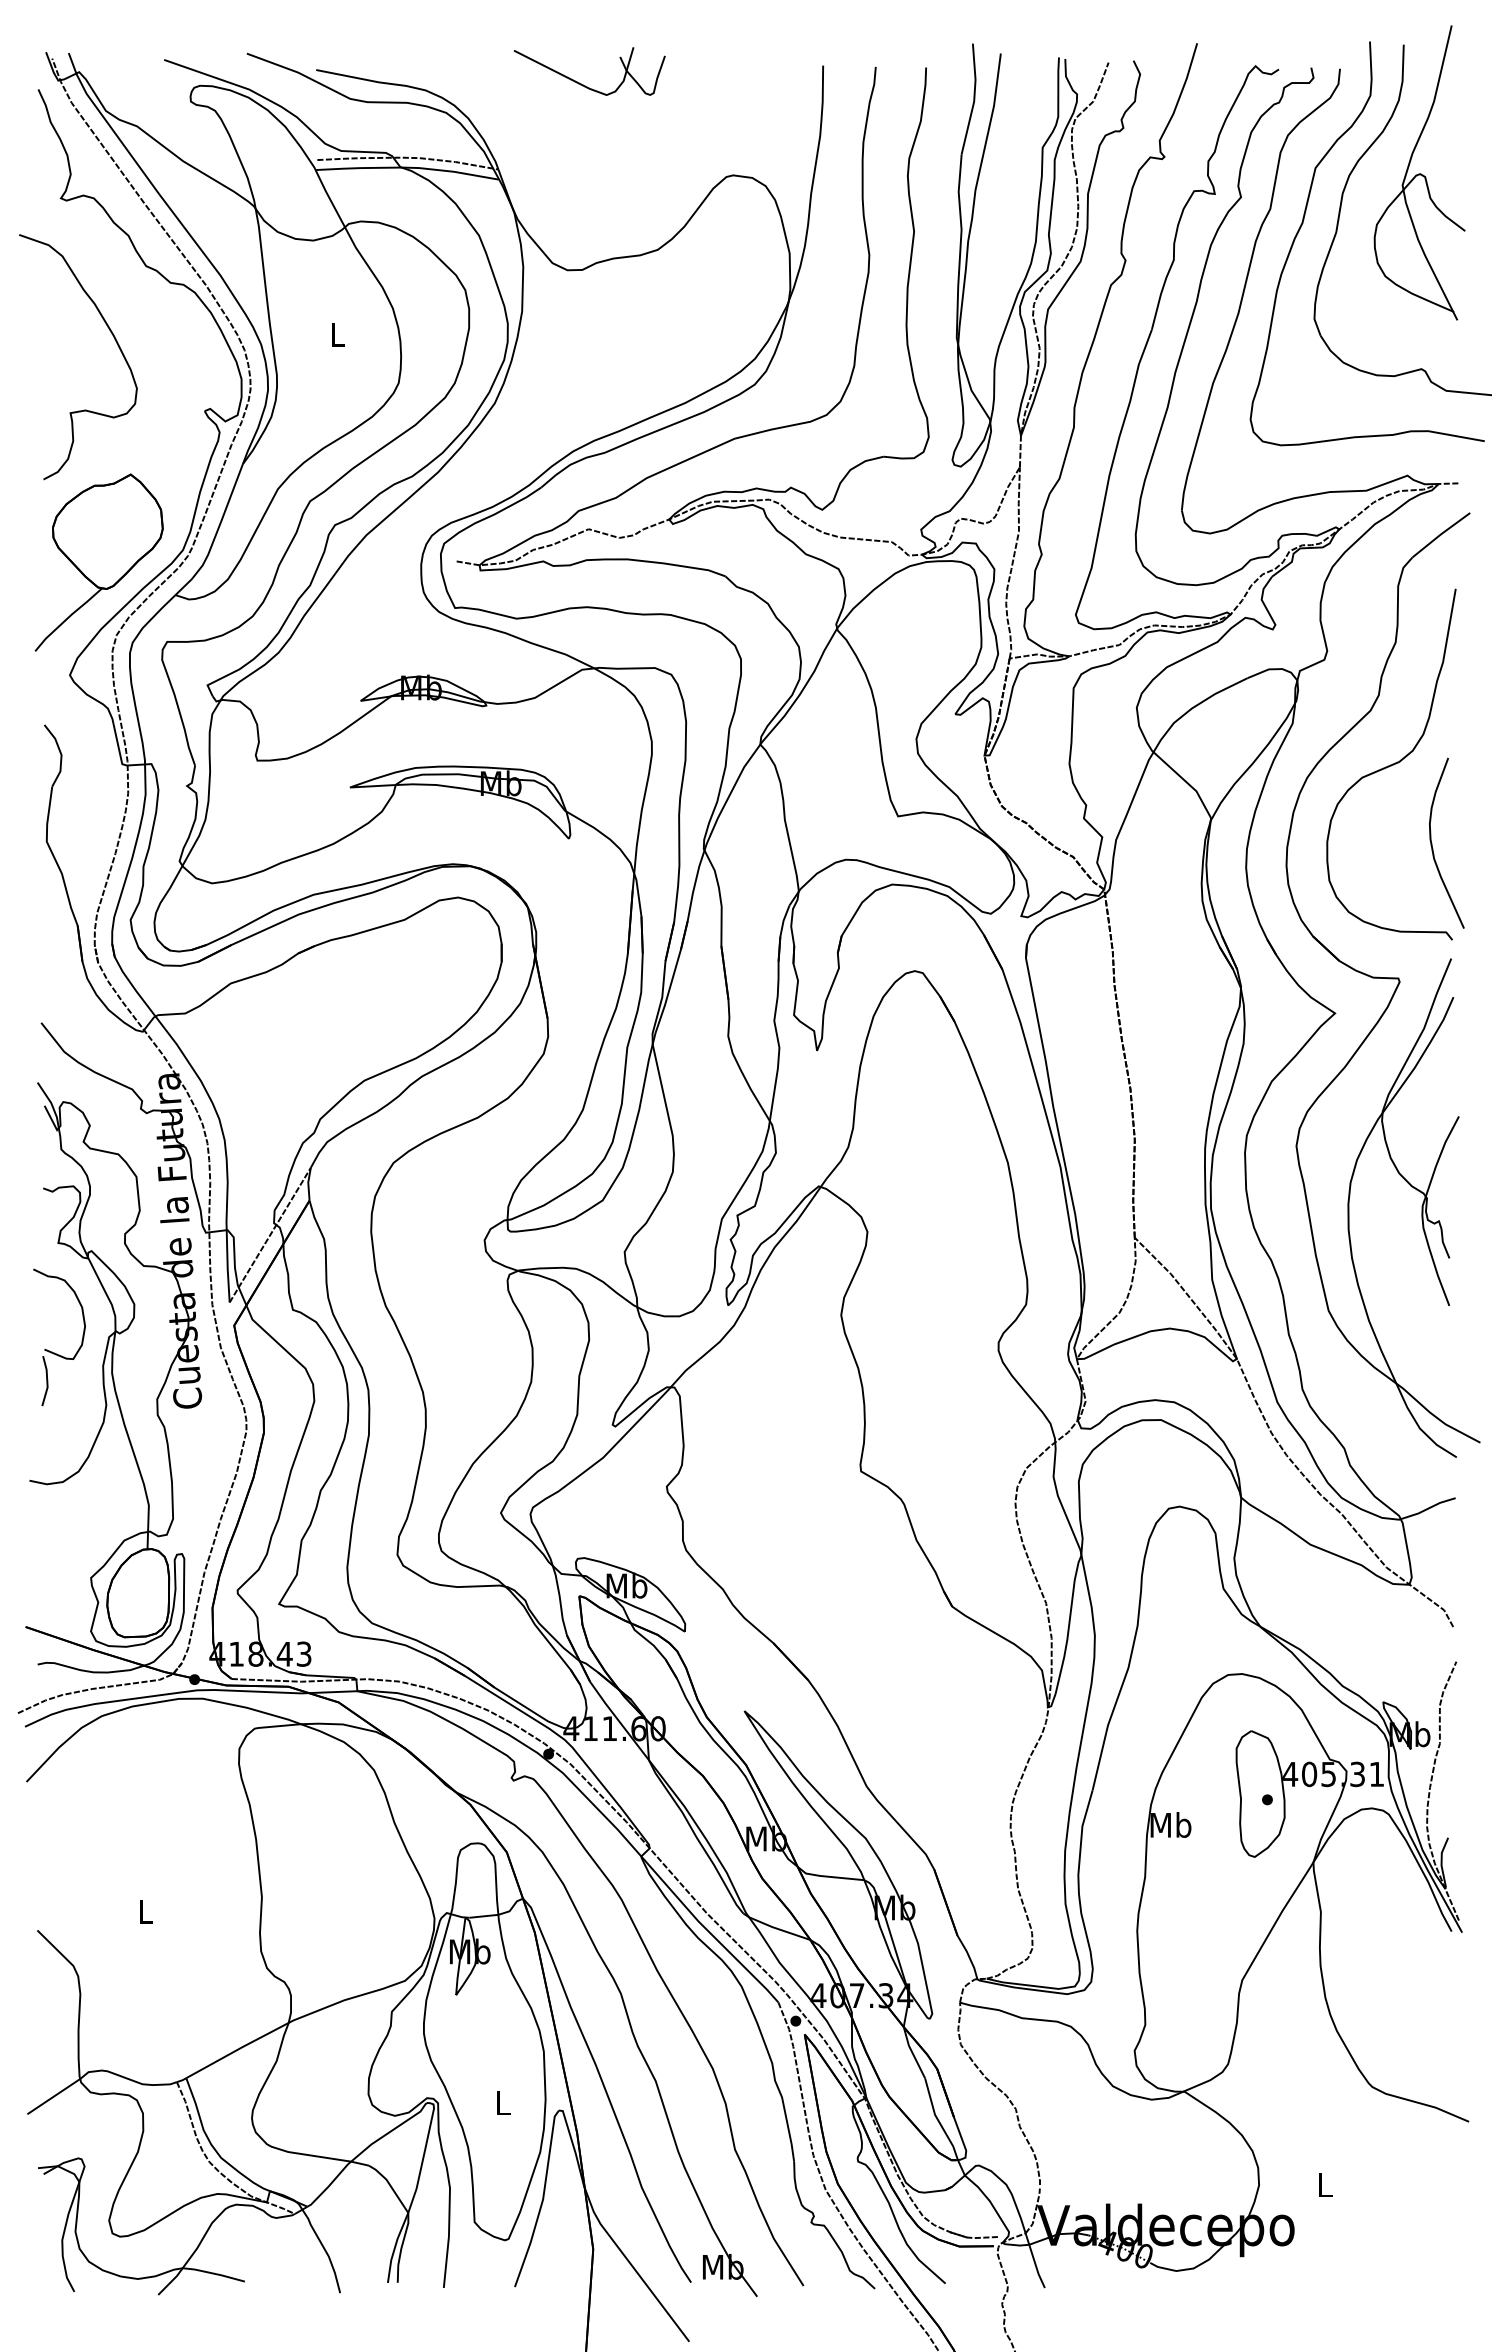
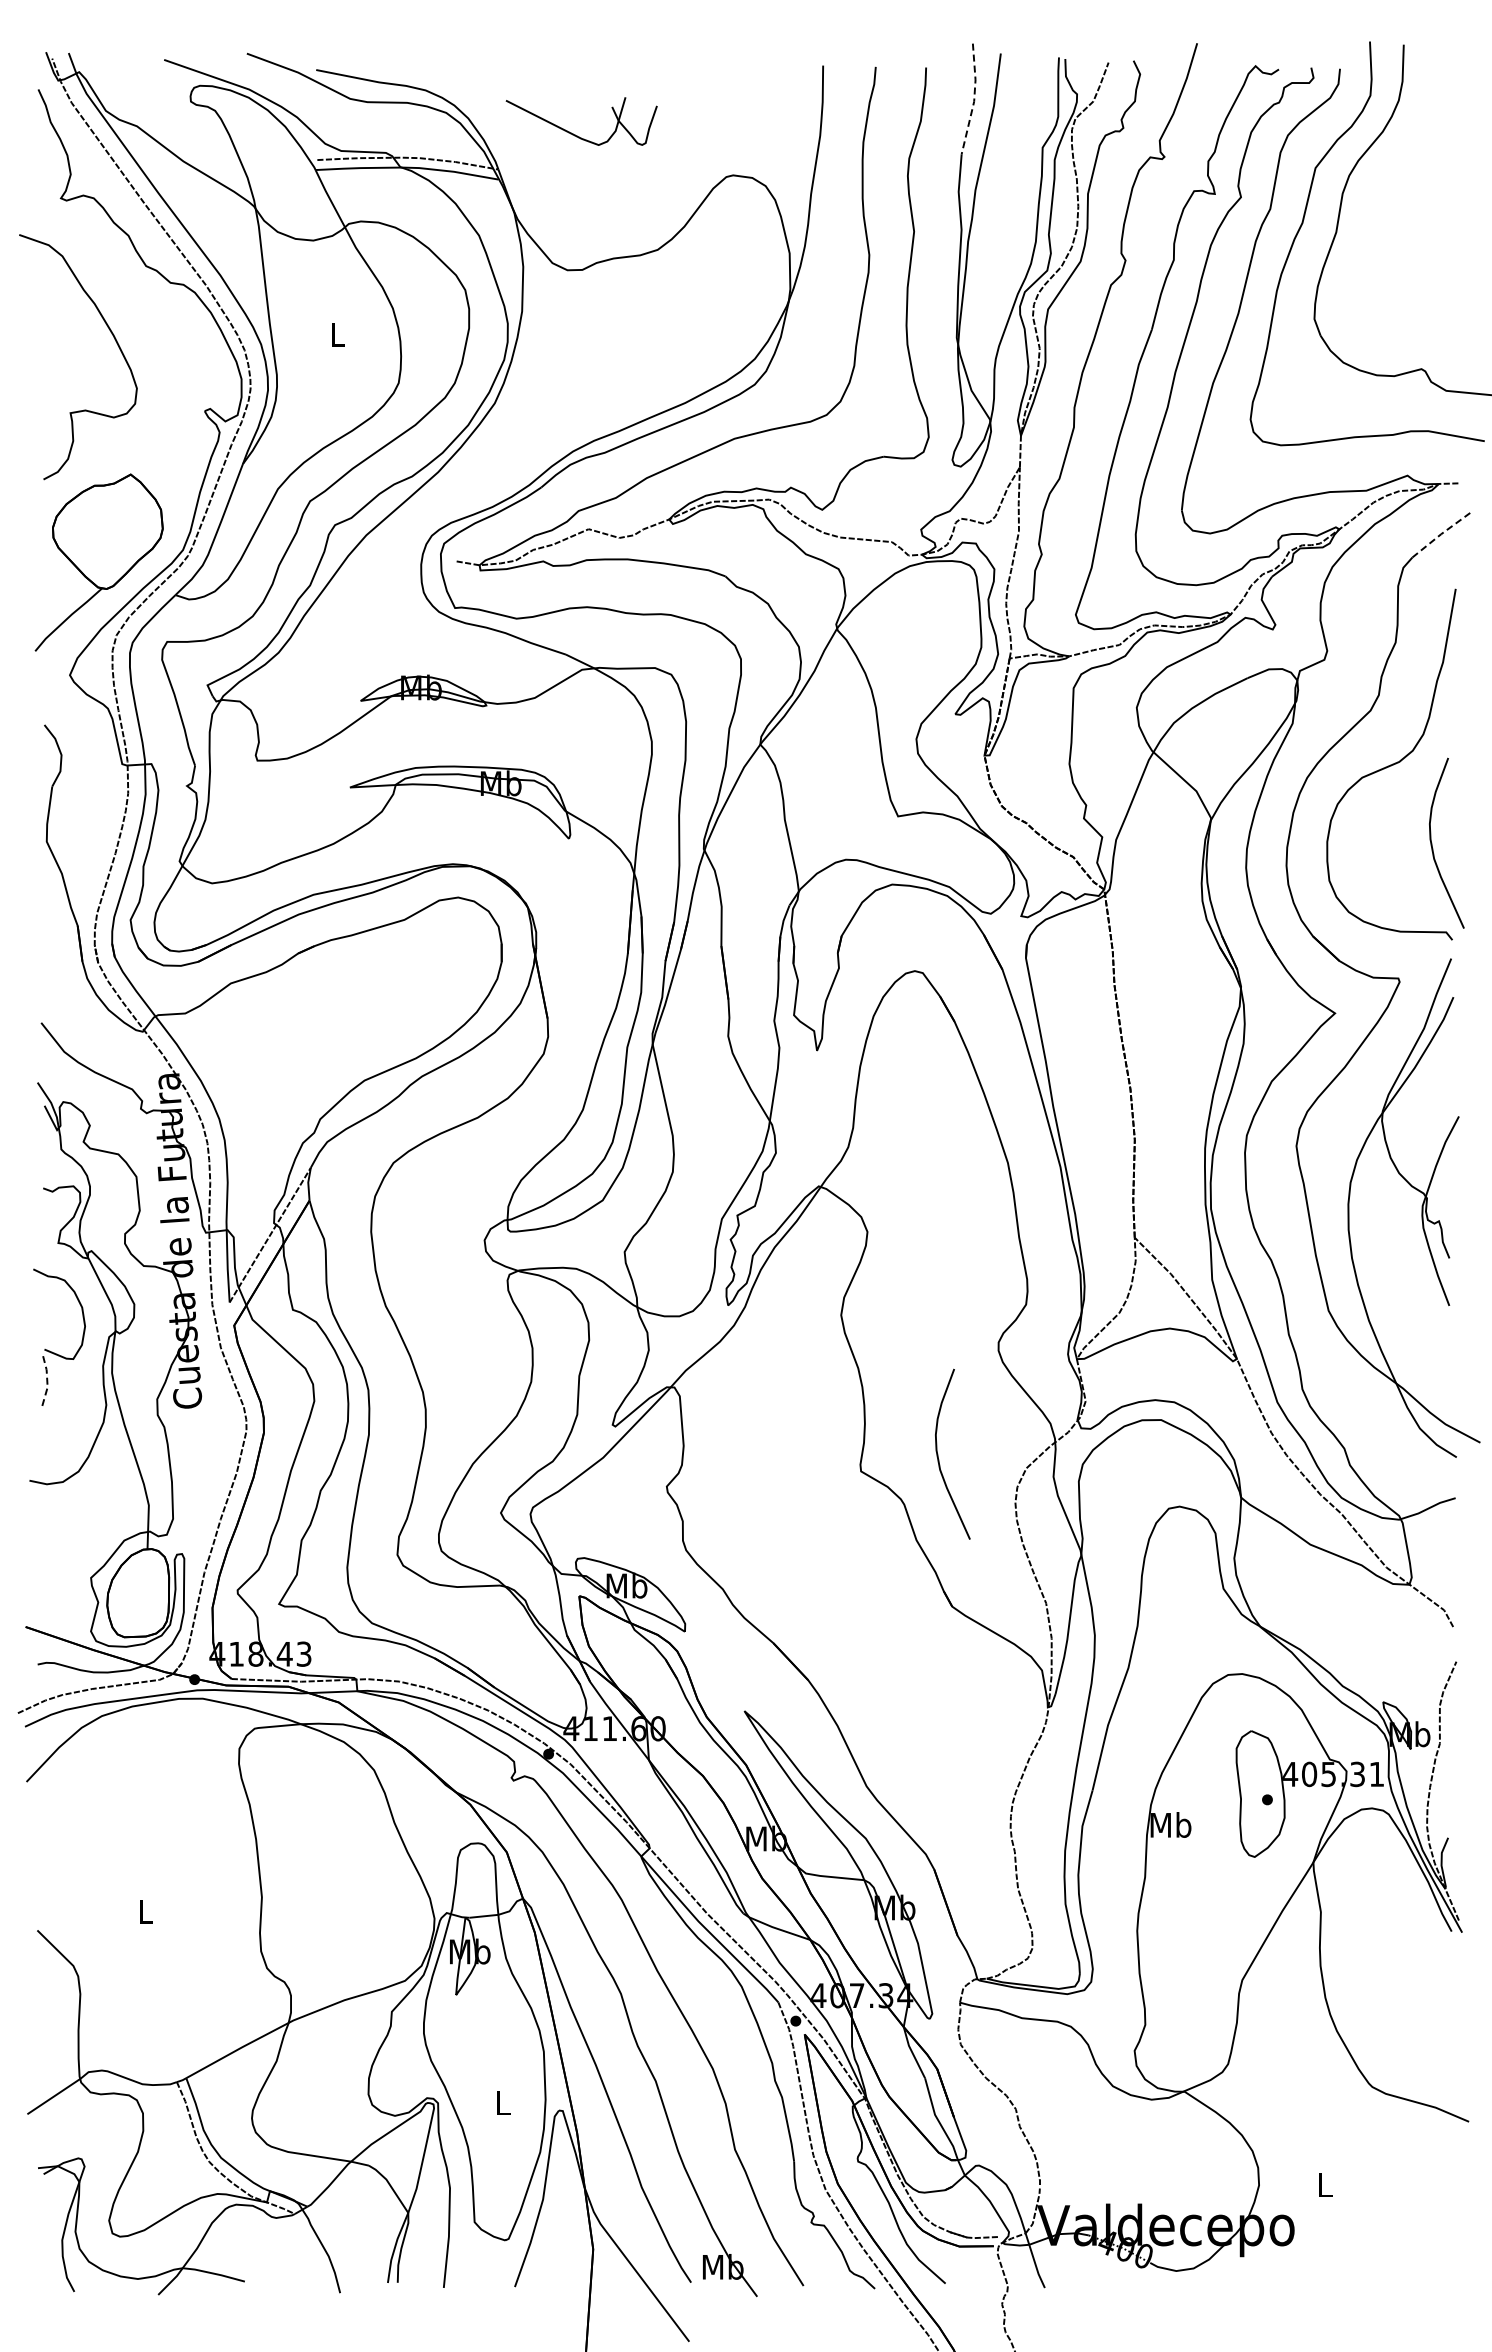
part position: (583, 84) -> (575, 134) (575, 134)
line: solid -> dashed (974, 99)
part: present -> none (1419, 172)
line: solid -> dashed (1441, 534)
line: solid -> dashed (47, 1381)
curve: none -> present (938, 1454)
